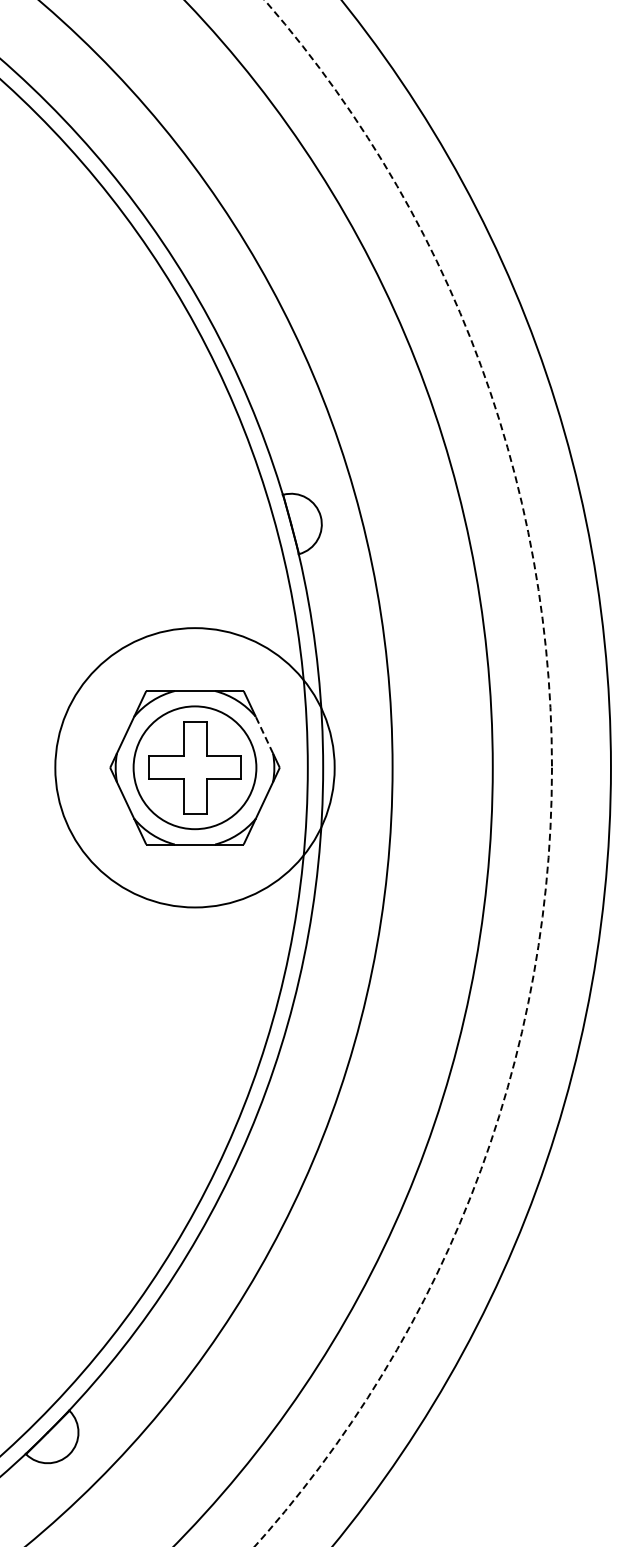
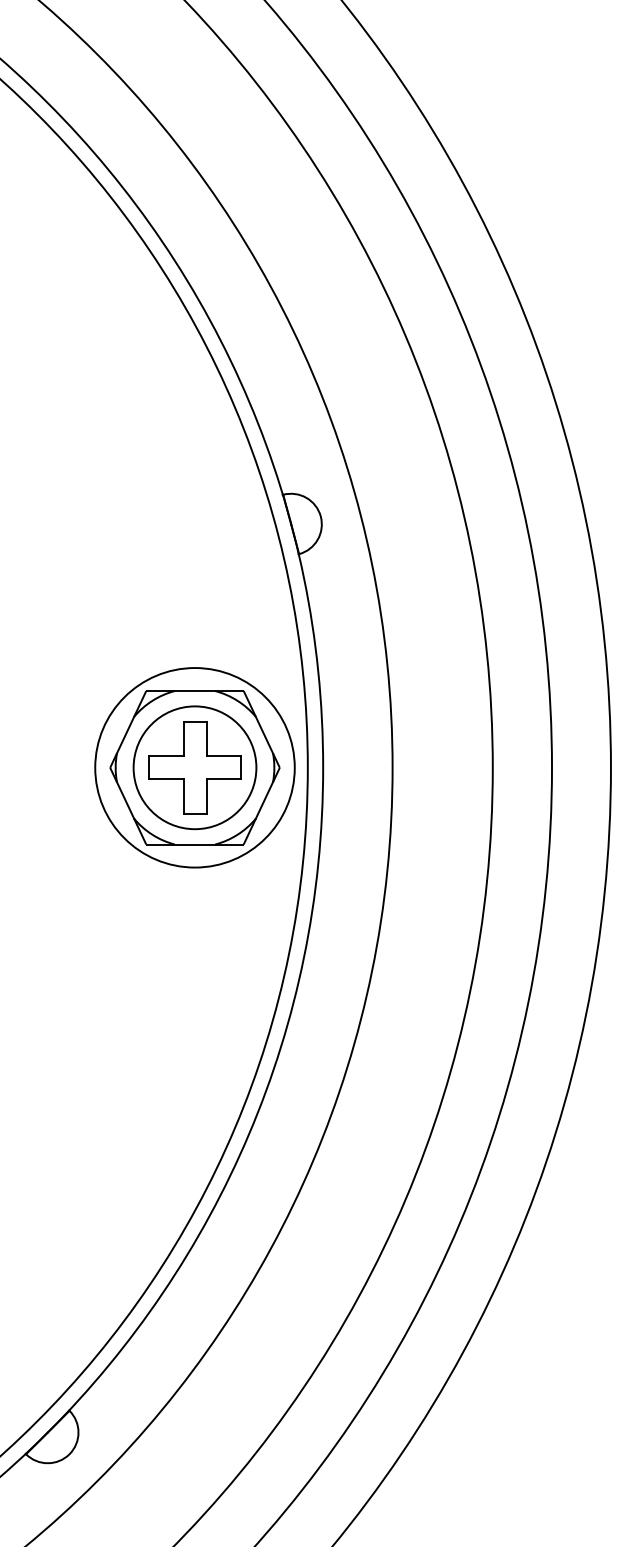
line: dashed -> solid (264, 734)
circle diameter: 279 px -> 200 px (194, 767)
circle: dashed -> solid (403, 773)
